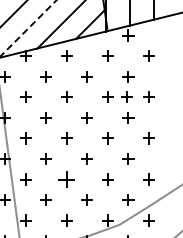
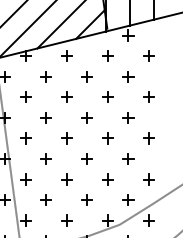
line: dashed -> solid (28, 28)
part: present -> none (126, 96)
part size: 17x17 px -> 12x13 px (66, 179)
